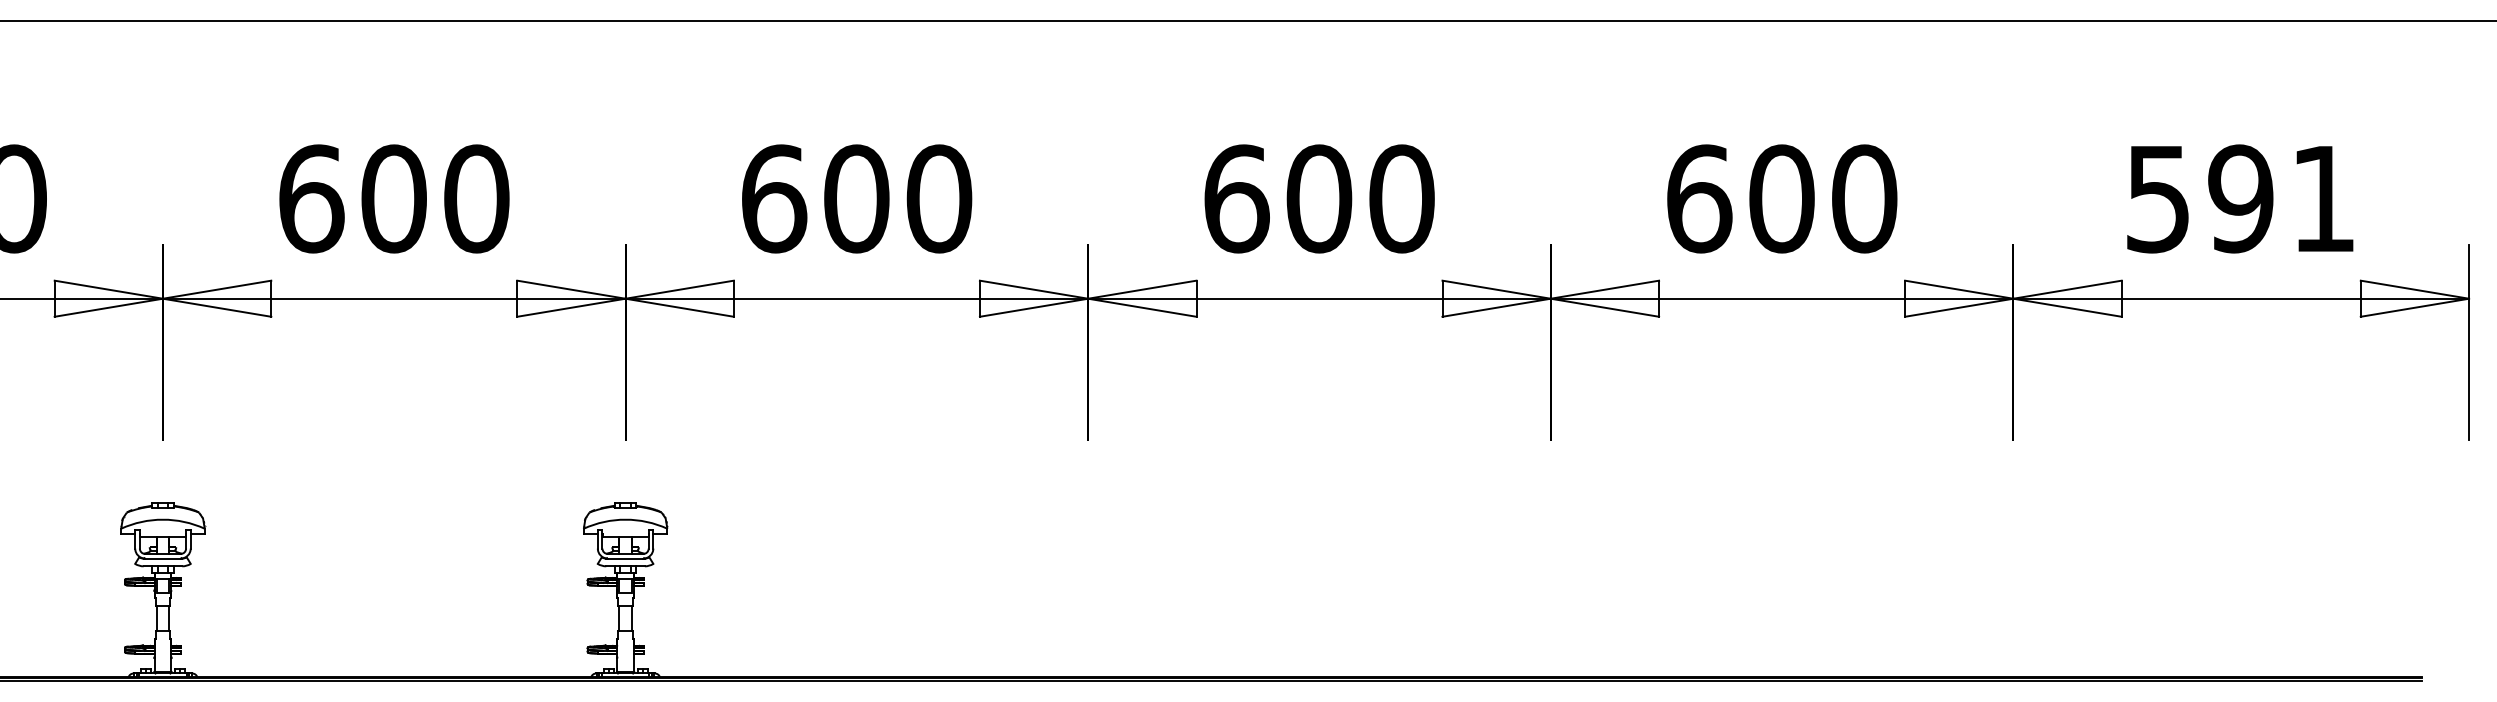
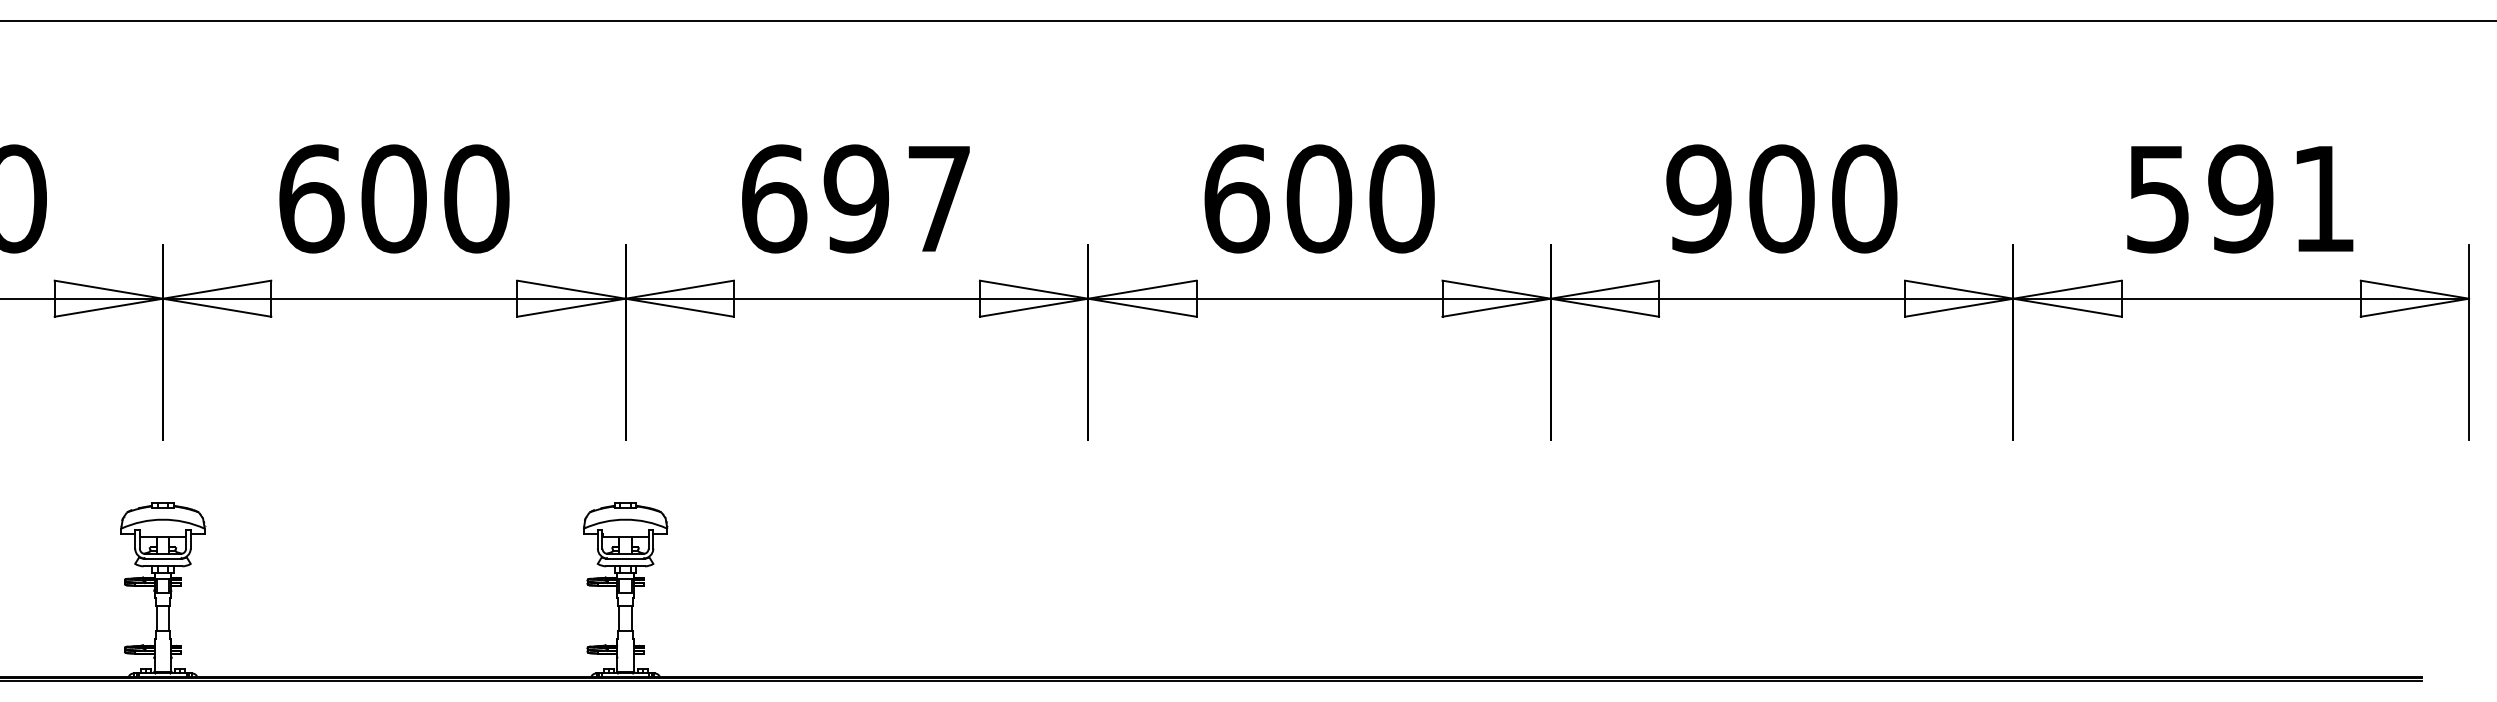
text: 600 -> 697 (897, 198)
text: 600 -> 900 (1699, 198)
